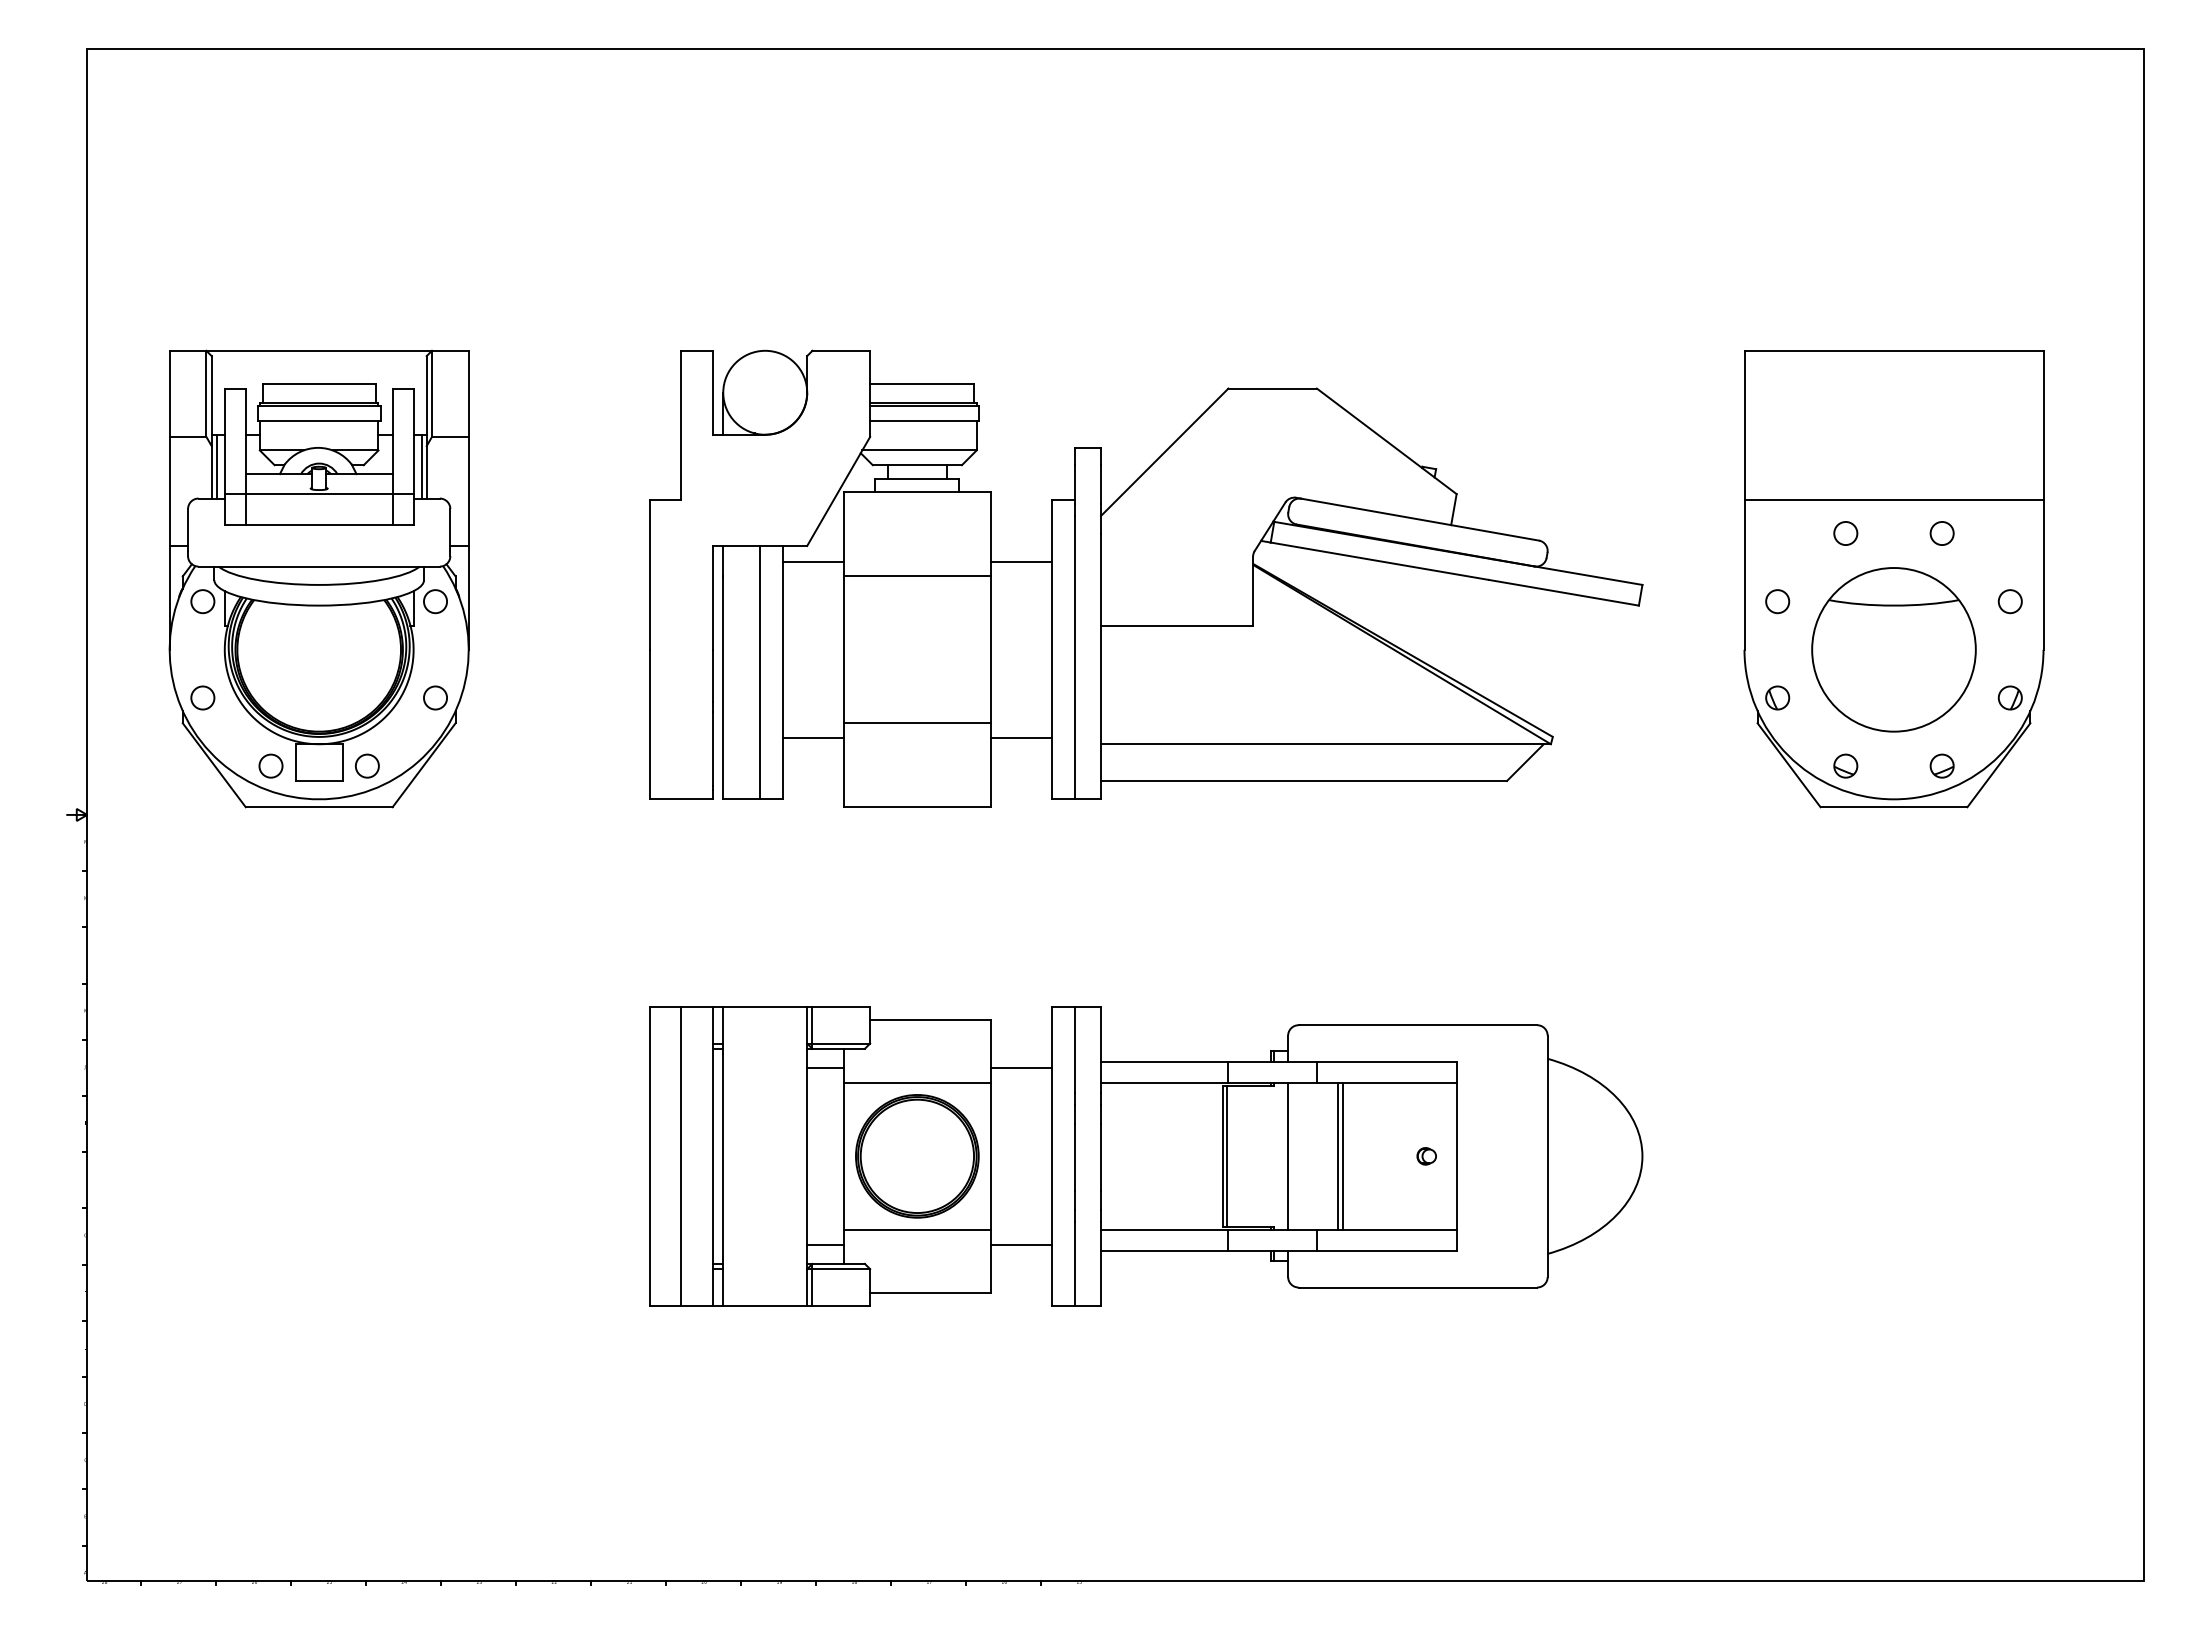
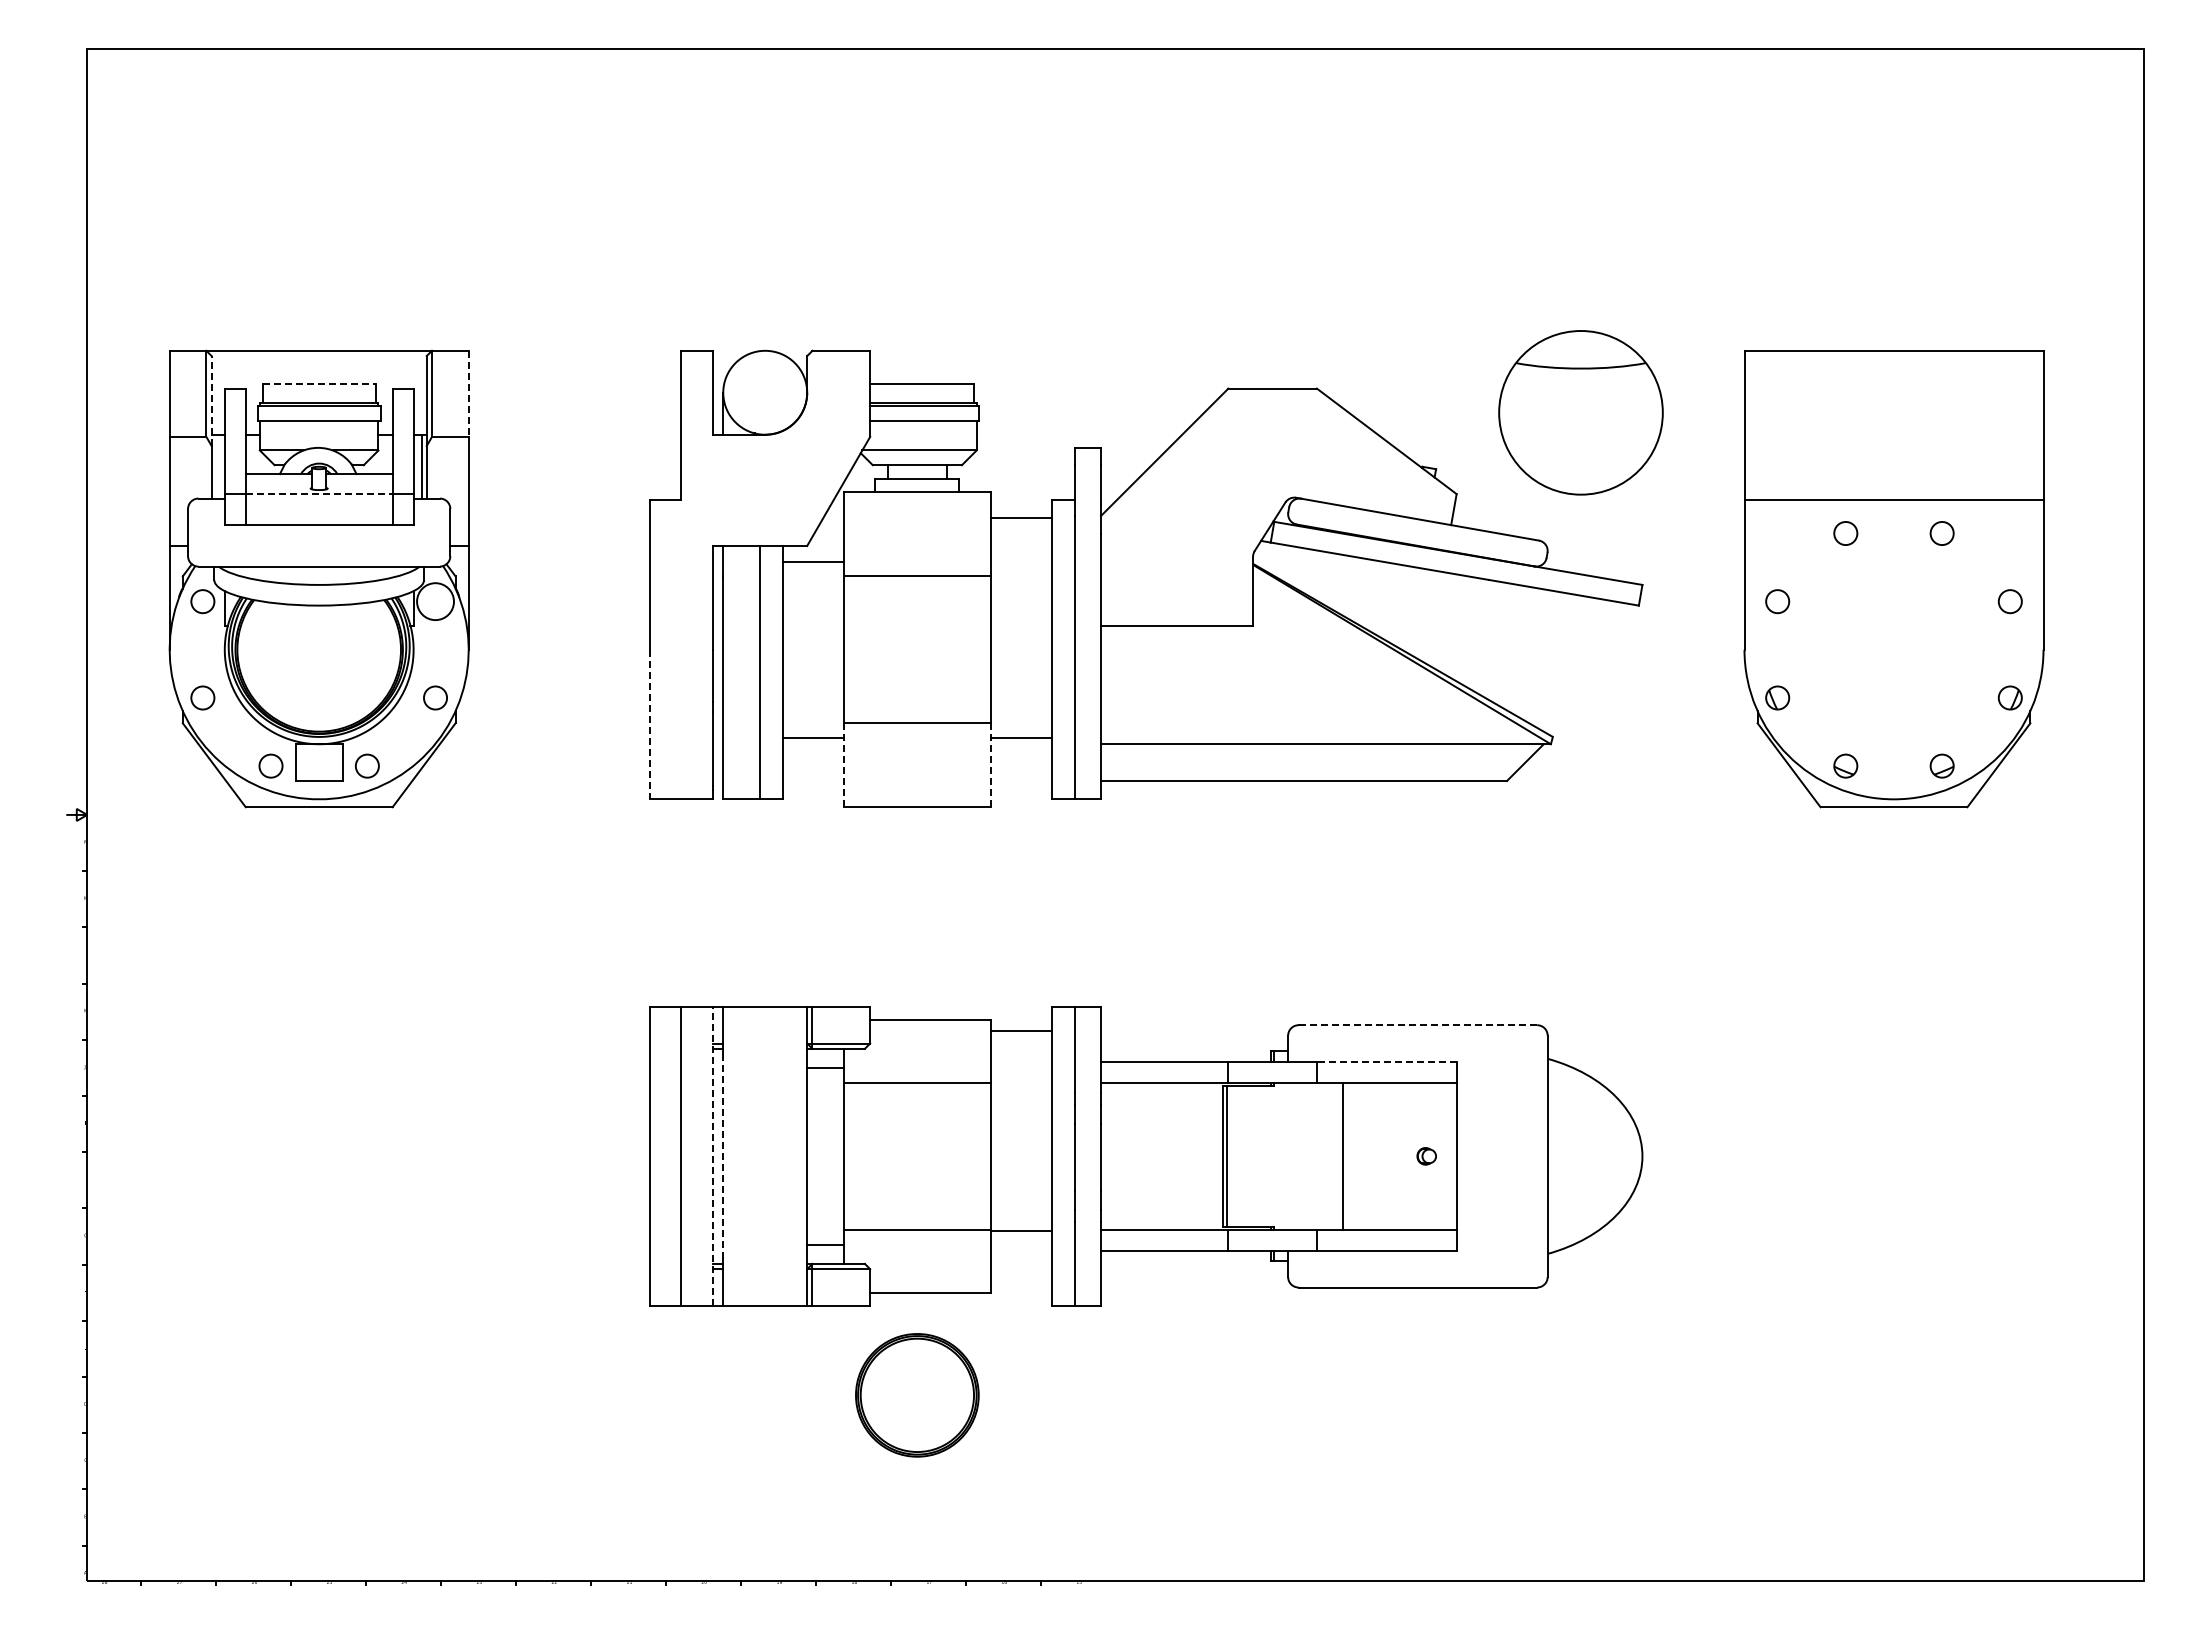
line: solid -> dashed (319, 384)
line: solid -> dashed (468, 394)
line: solid -> dashed (211, 401)
line: present -> none (216, 466)
line: solid -> dashed (319, 494)
line position: (1020, 561) -> (1020, 517) (1020, 517)
circle diameter: 23 px -> 37 px (435, 601)
part position: (1893, 649) -> (1580, 412) (1580, 412)
line: solid -> dashed (649, 724)
line: solid -> dashed (843, 765)
line: solid -> dashed (990, 765)
line: solid -> dashed (1418, 1025)
line: solid -> dashed (1386, 1061)
line position: (1020, 1068) -> (1020, 1031) (1020, 1031)
line: solid -> dashed (723, 1155)
line: present -> none (1288, 1155)
line: present -> none (1337, 1155)
line: solid -> dashed (712, 1156)
part position: (917, 1156) -> (917, 1395) (917, 1395)
line position: (1020, 1244) -> (1020, 1230) (1020, 1230)
